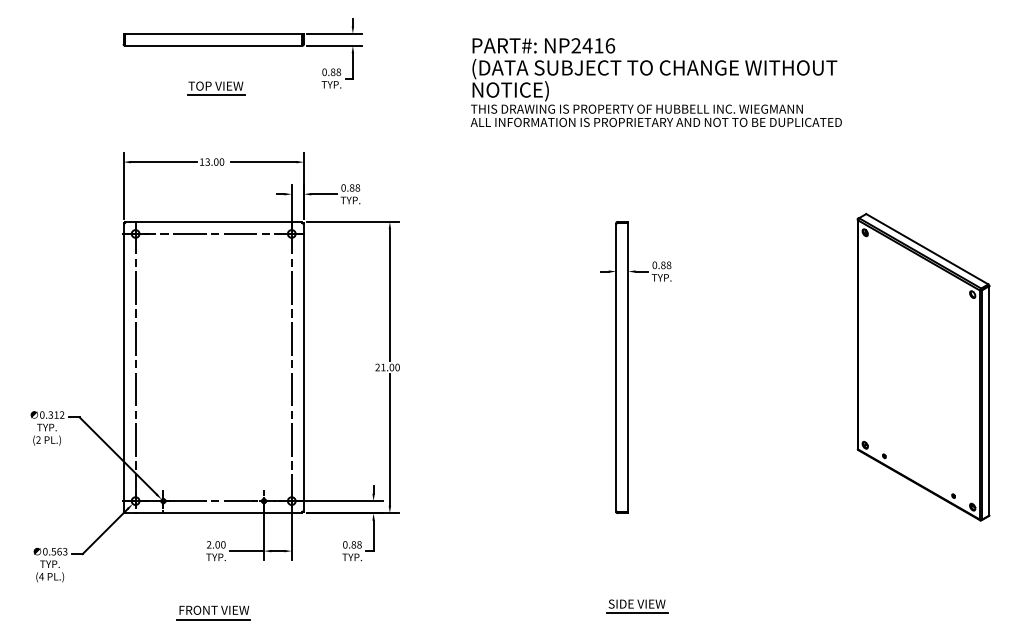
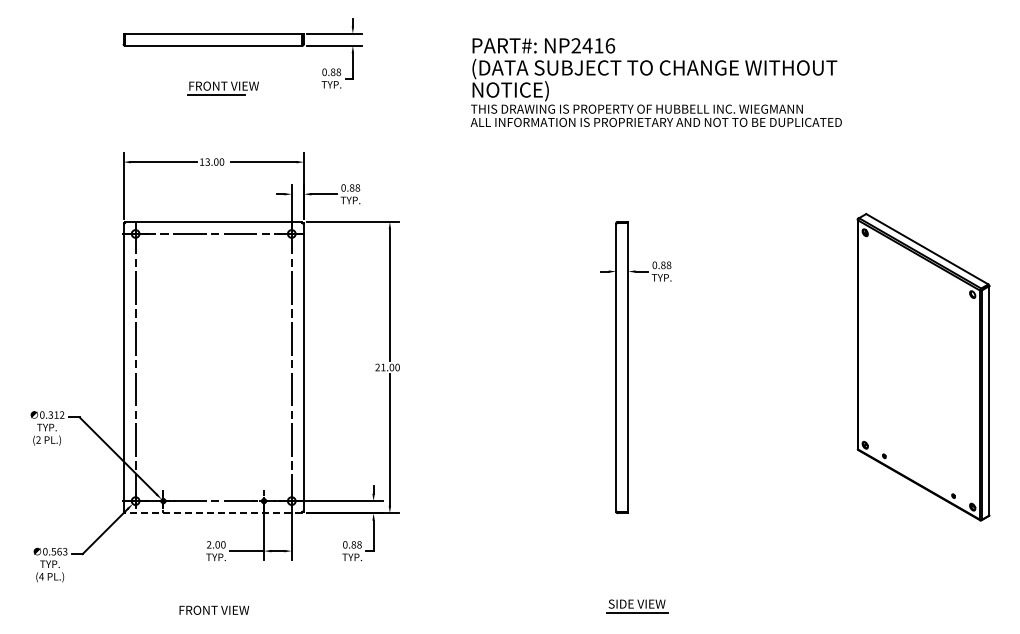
text: TOP VIEW -> FRONT VIEW (223, 85)
line: solid -> dashed (213, 513)
line: present -> none (213, 619)
